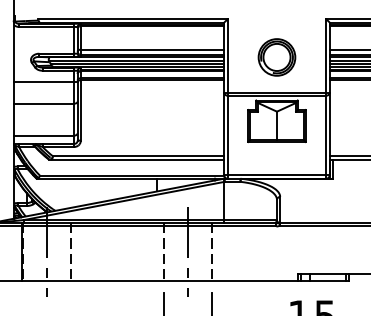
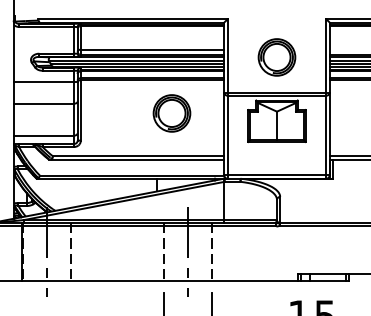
line: present -> none (348, 49)
part: none -> present (171, 113)
